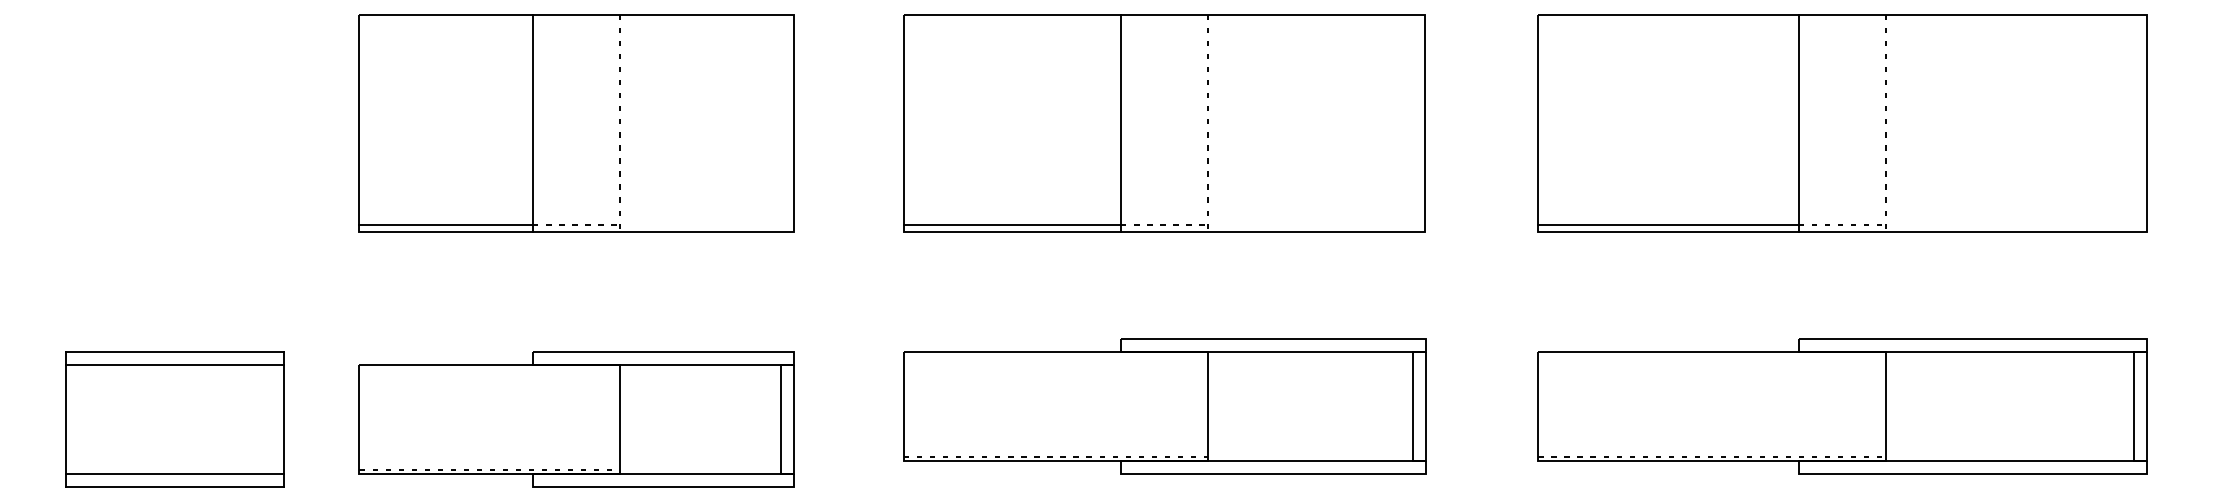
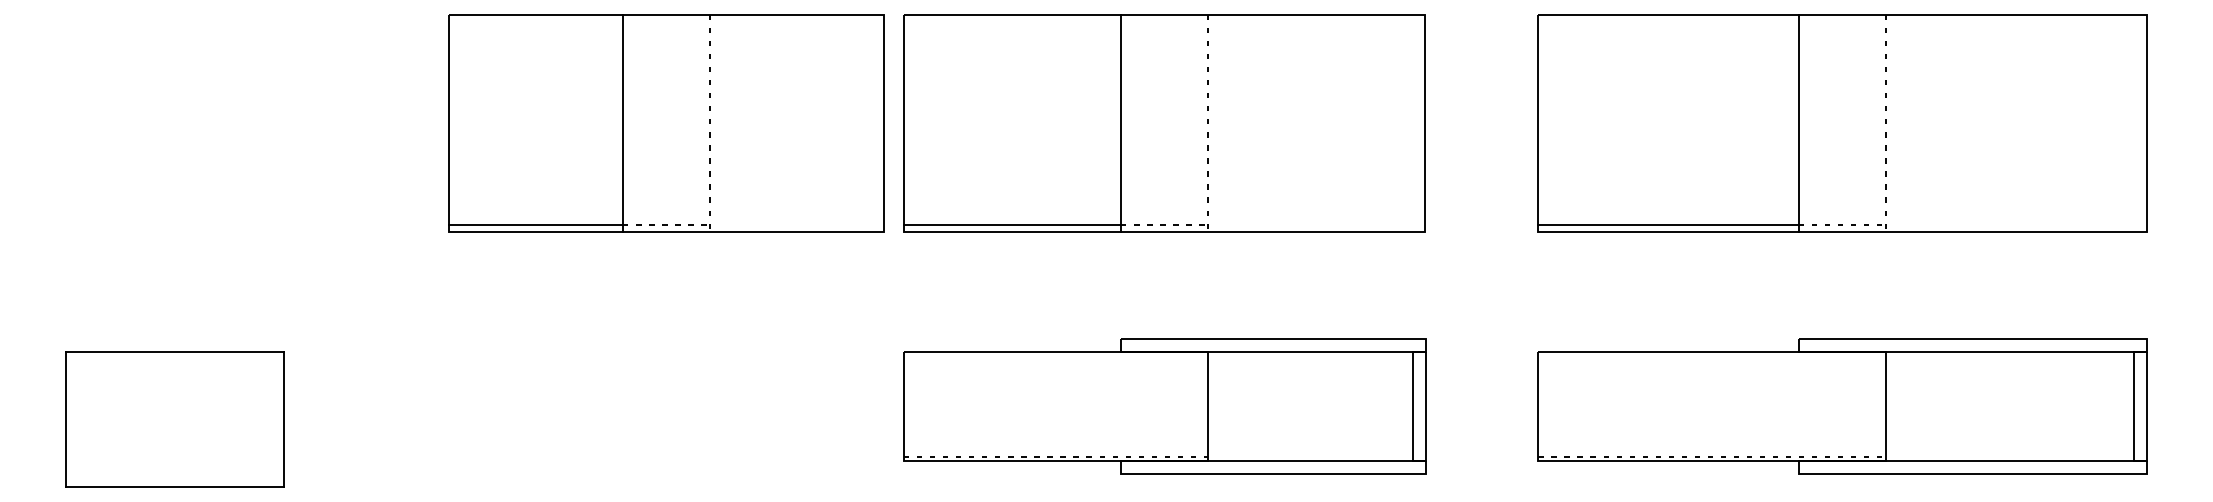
part position: (576, 123) -> (666, 123) (666, 123)
line: present -> none (174, 365)
part: present -> none (576, 419)
line: present -> none (174, 473)
